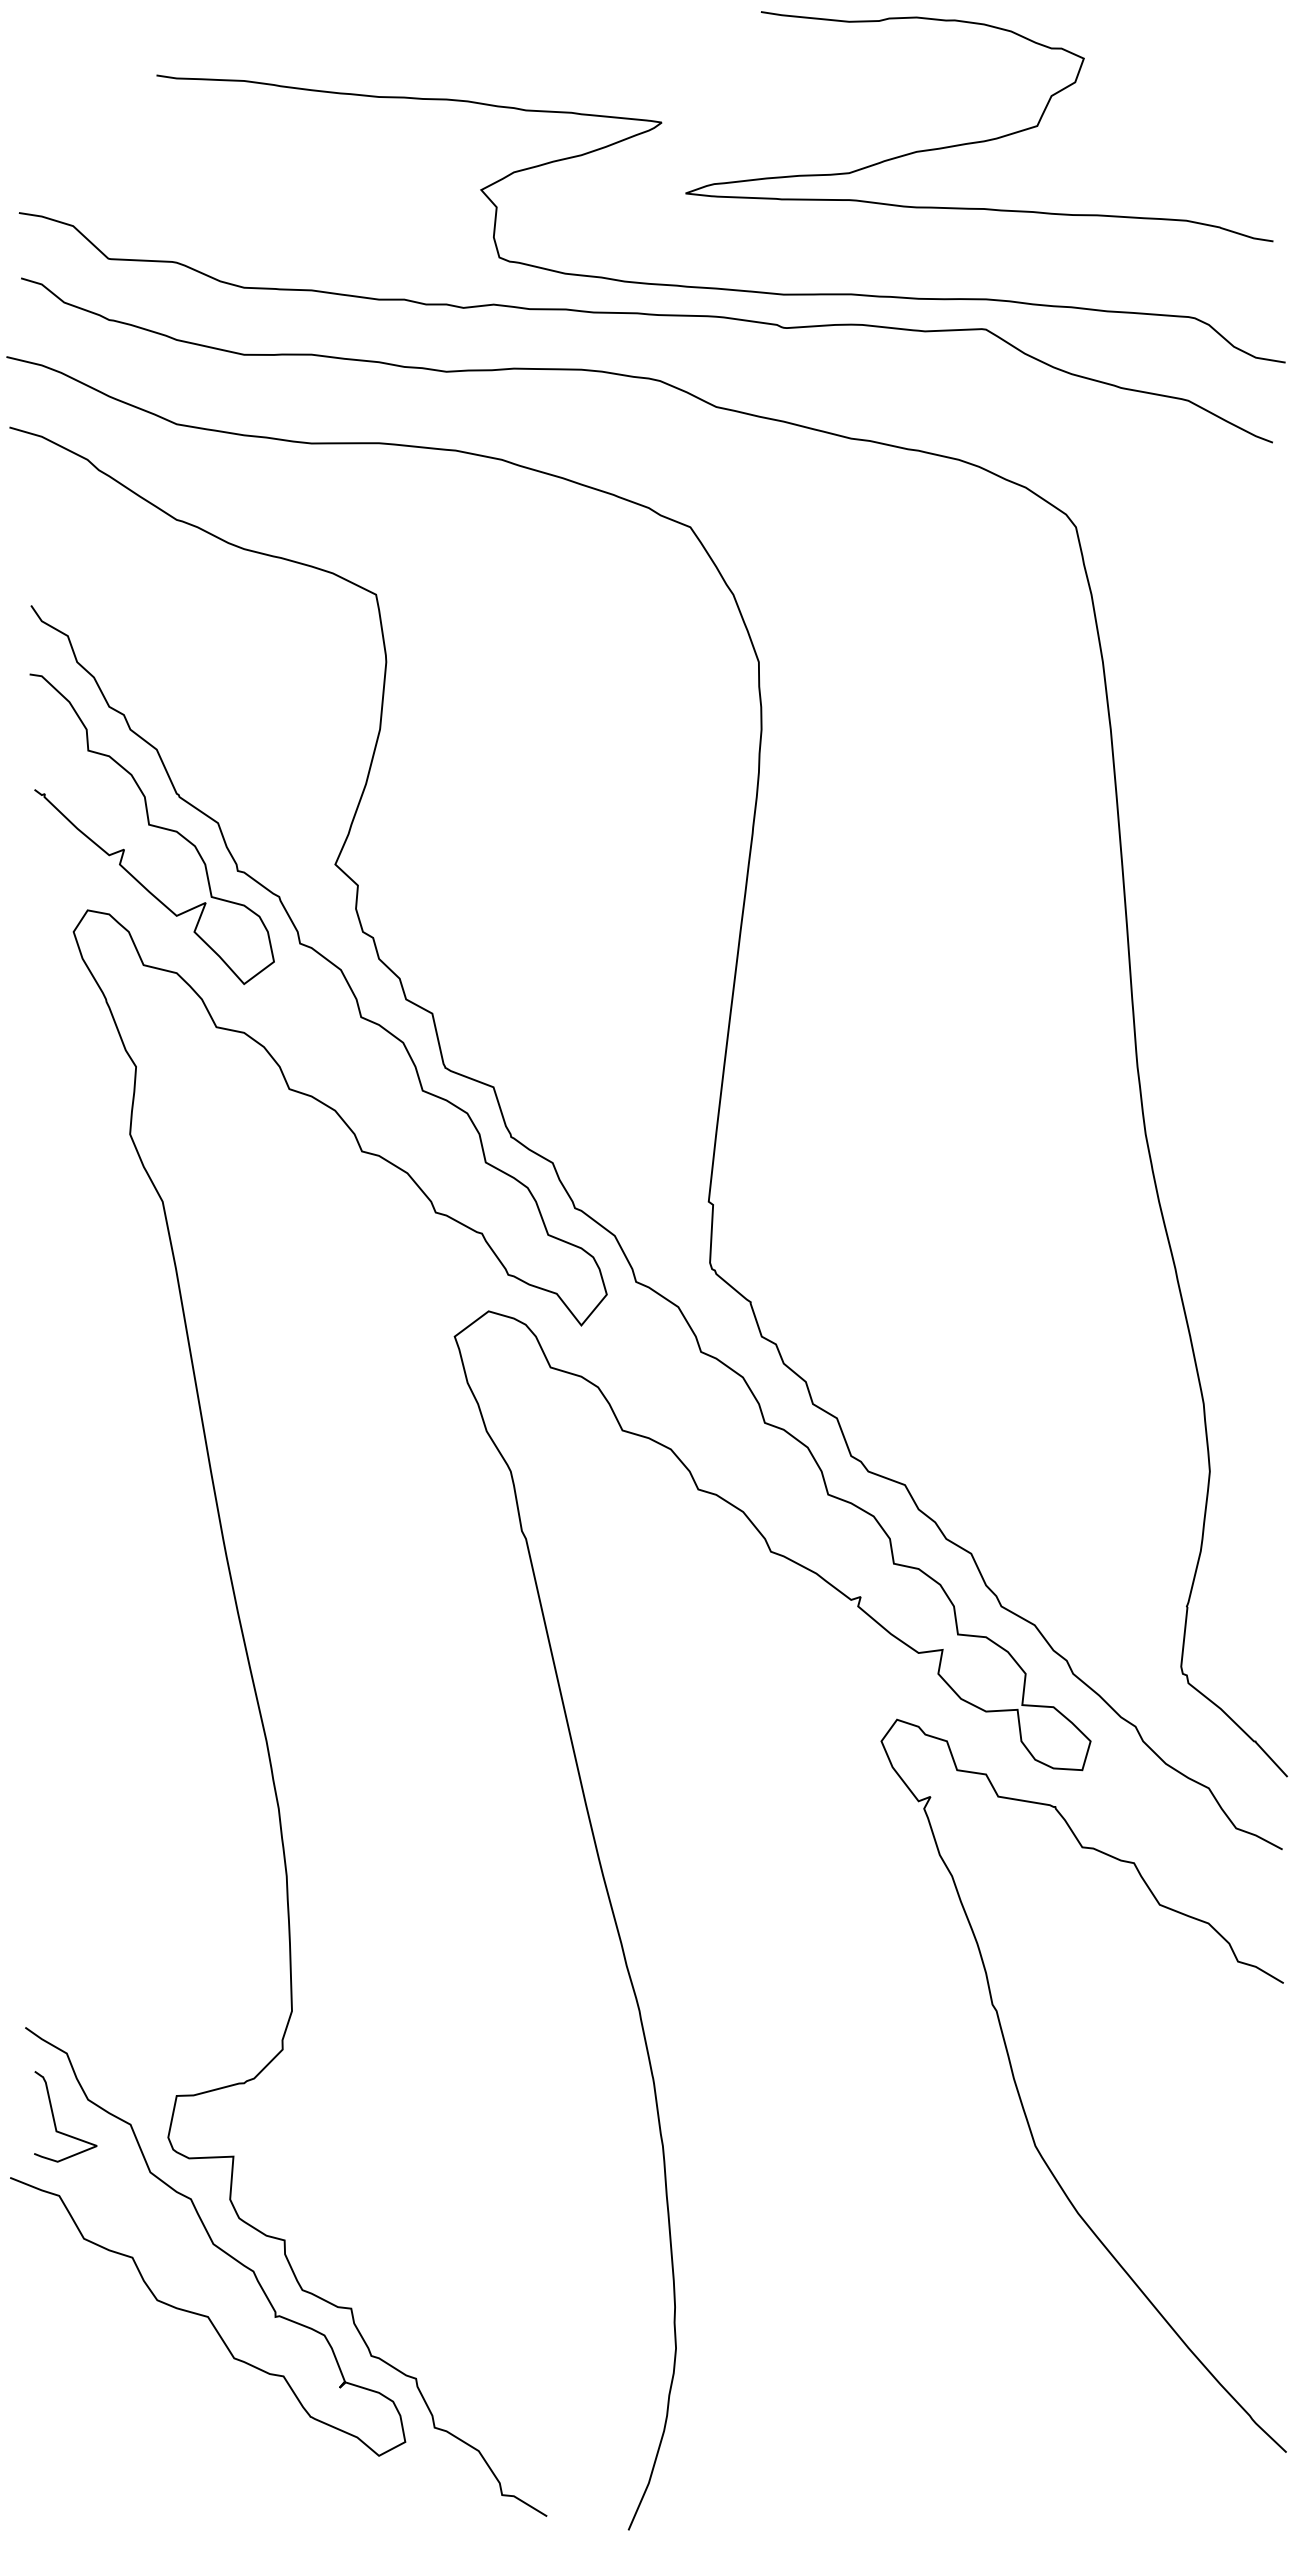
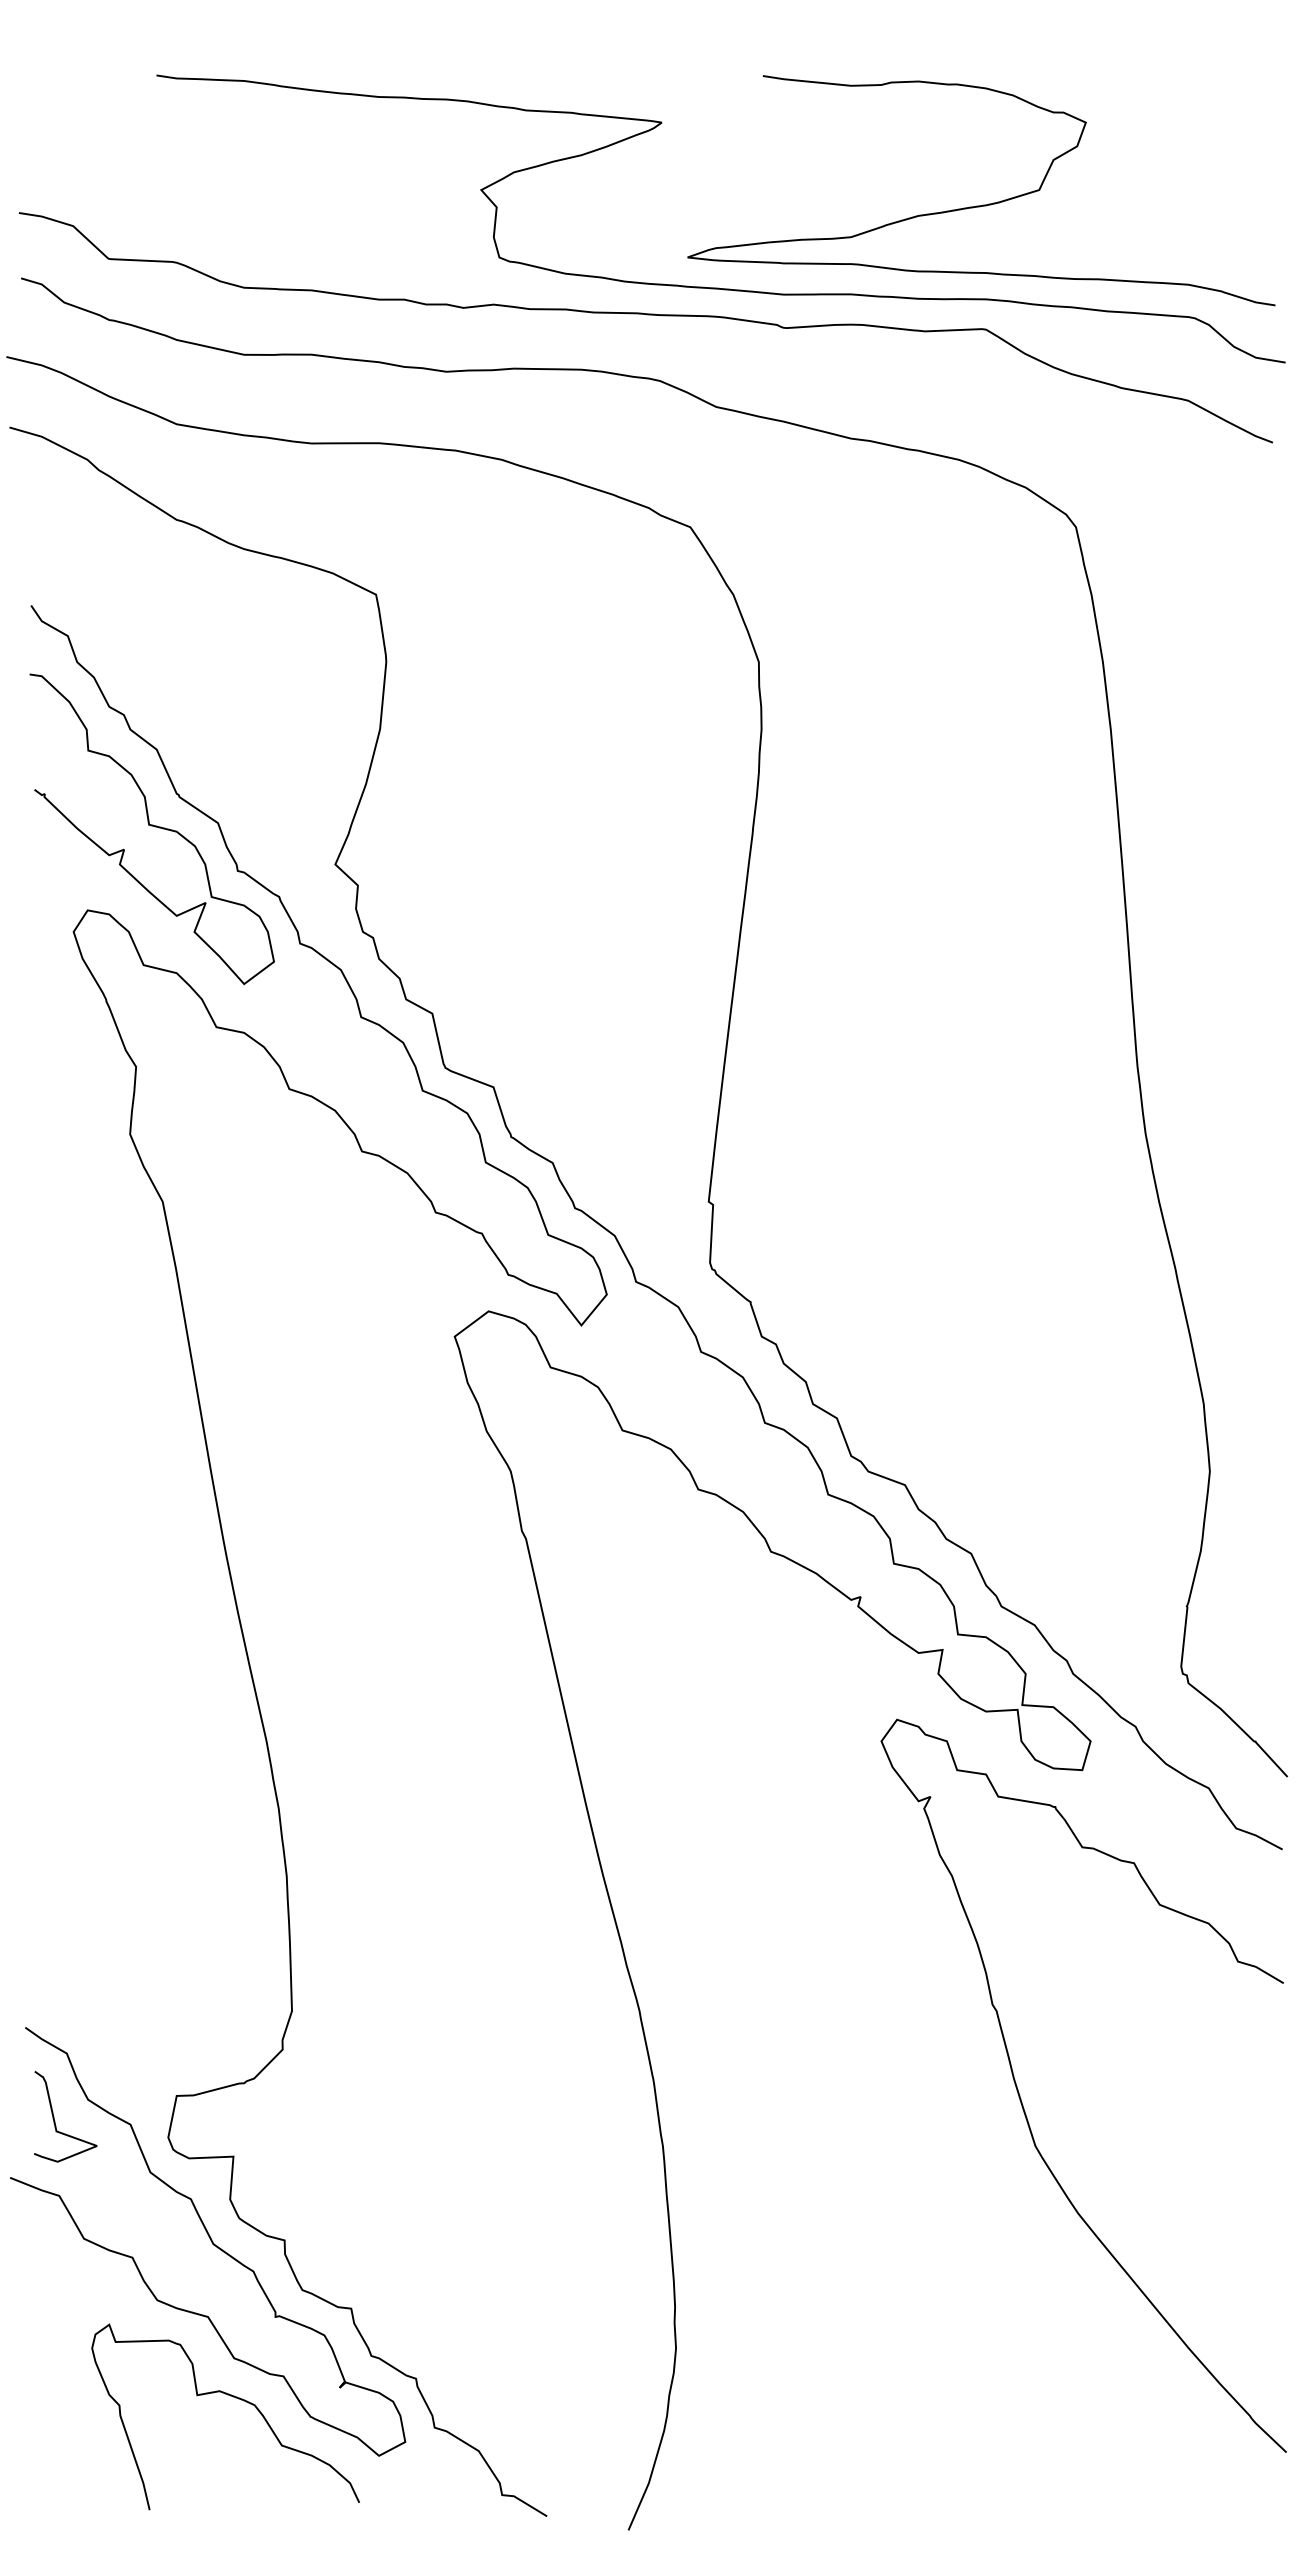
curve position: (981, 140) -> (983, 204) (983, 204)
curve: none -> present (235, 2398)
